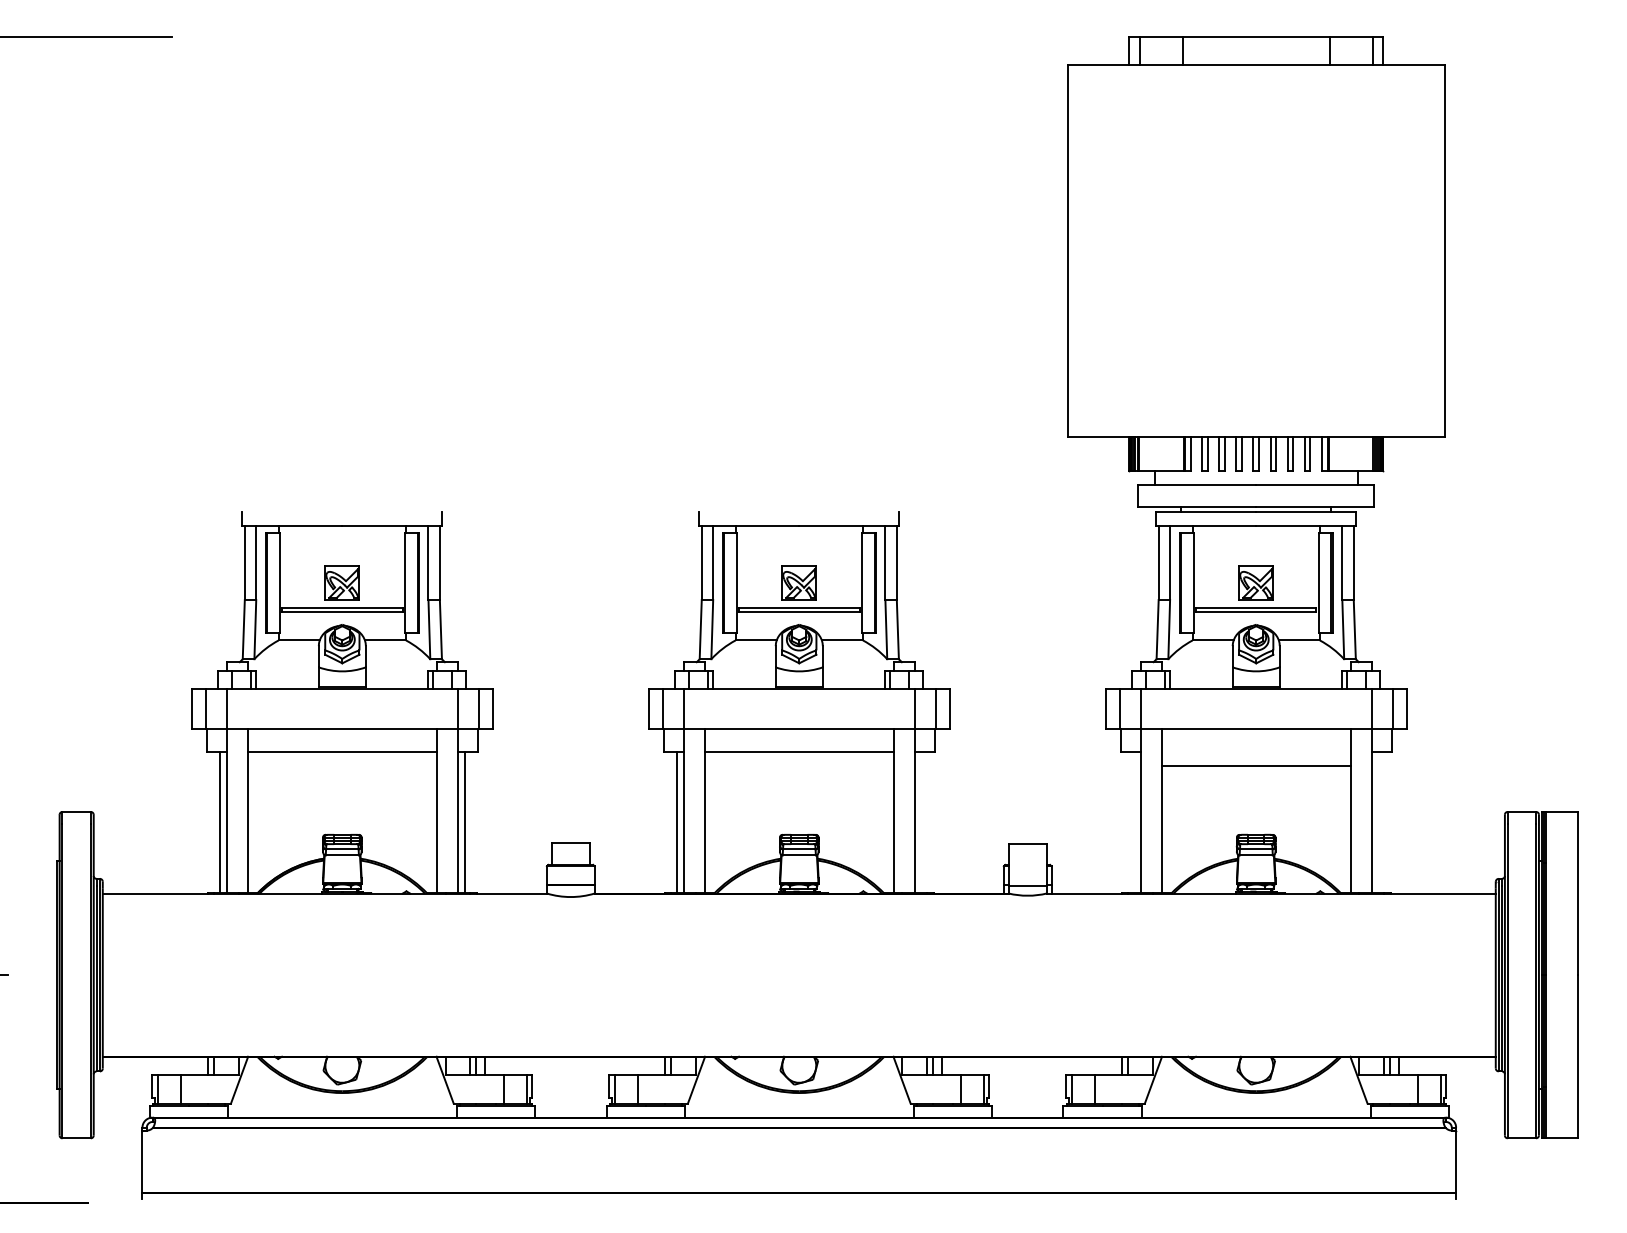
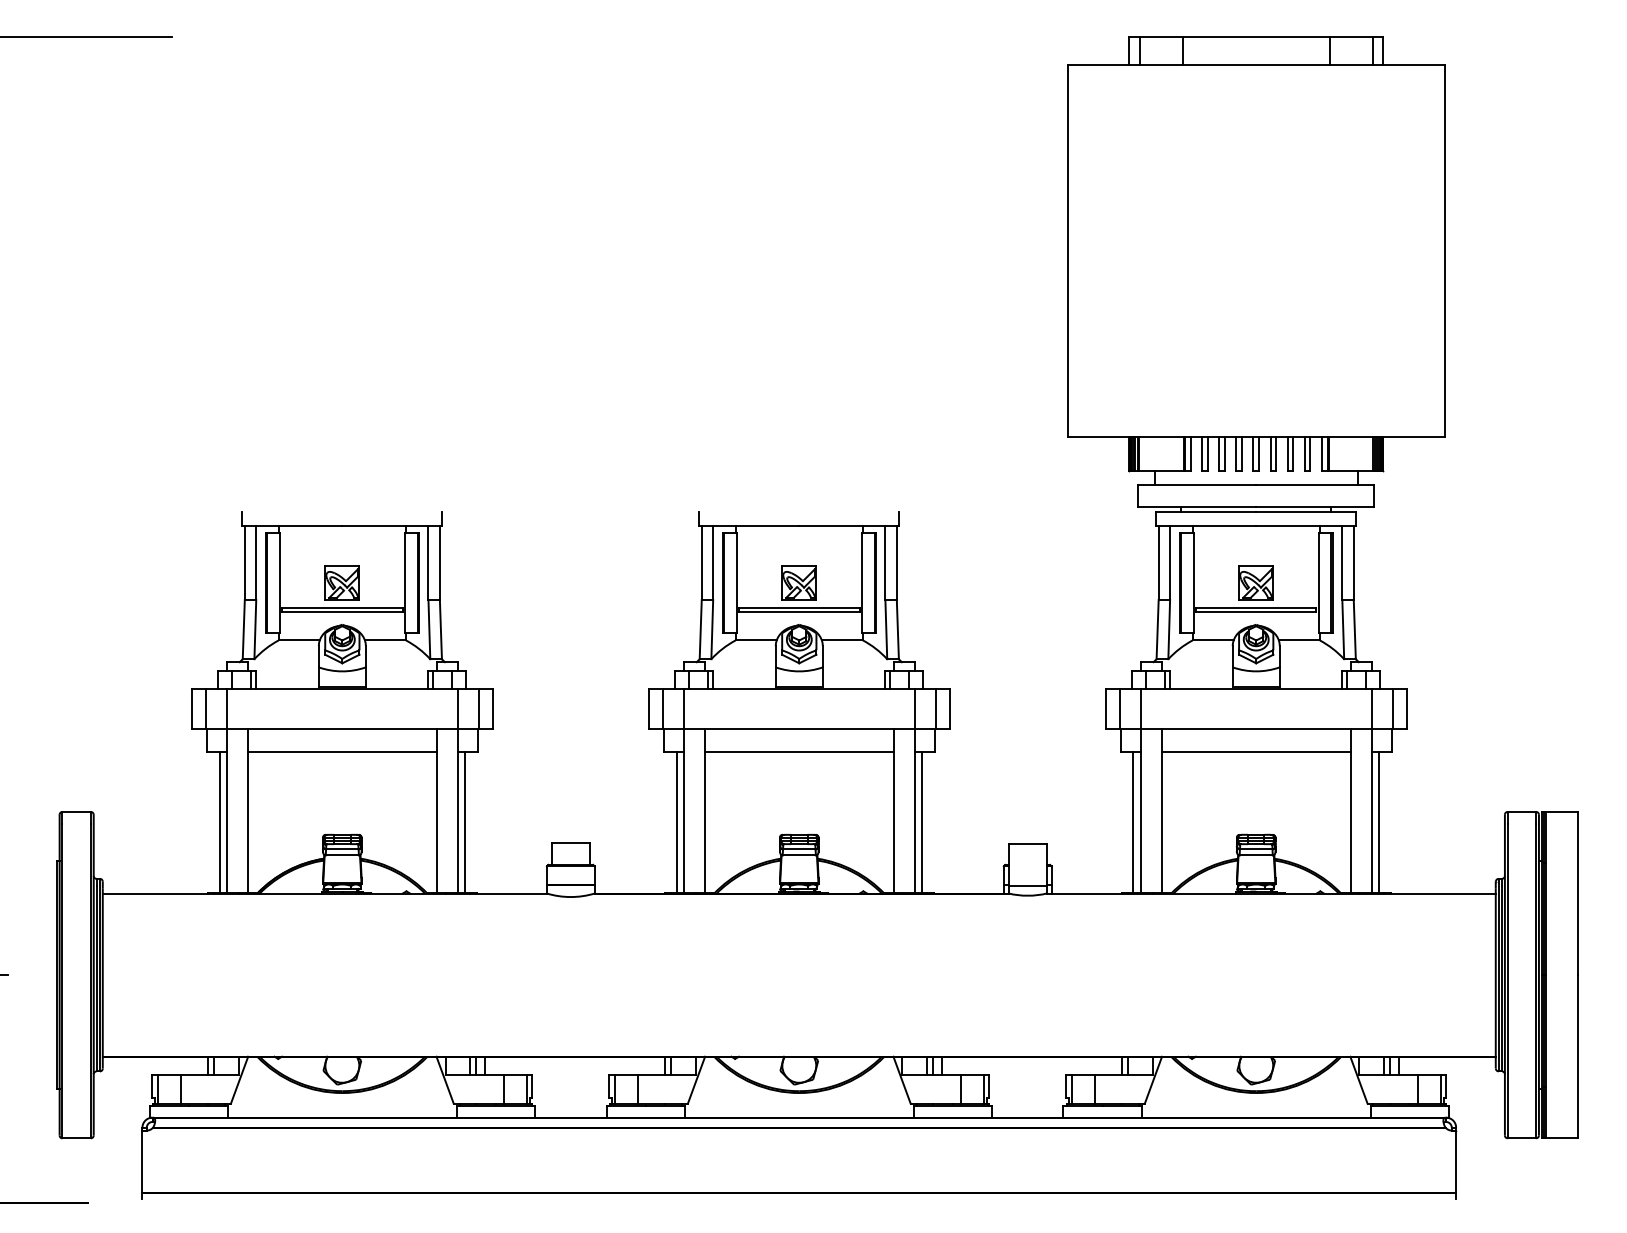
line position: (1255, 766) -> (1255, 752) (1255, 752)
line: none -> present (922, 822)
line: none -> present (1133, 822)
line: none -> present (1379, 822)
